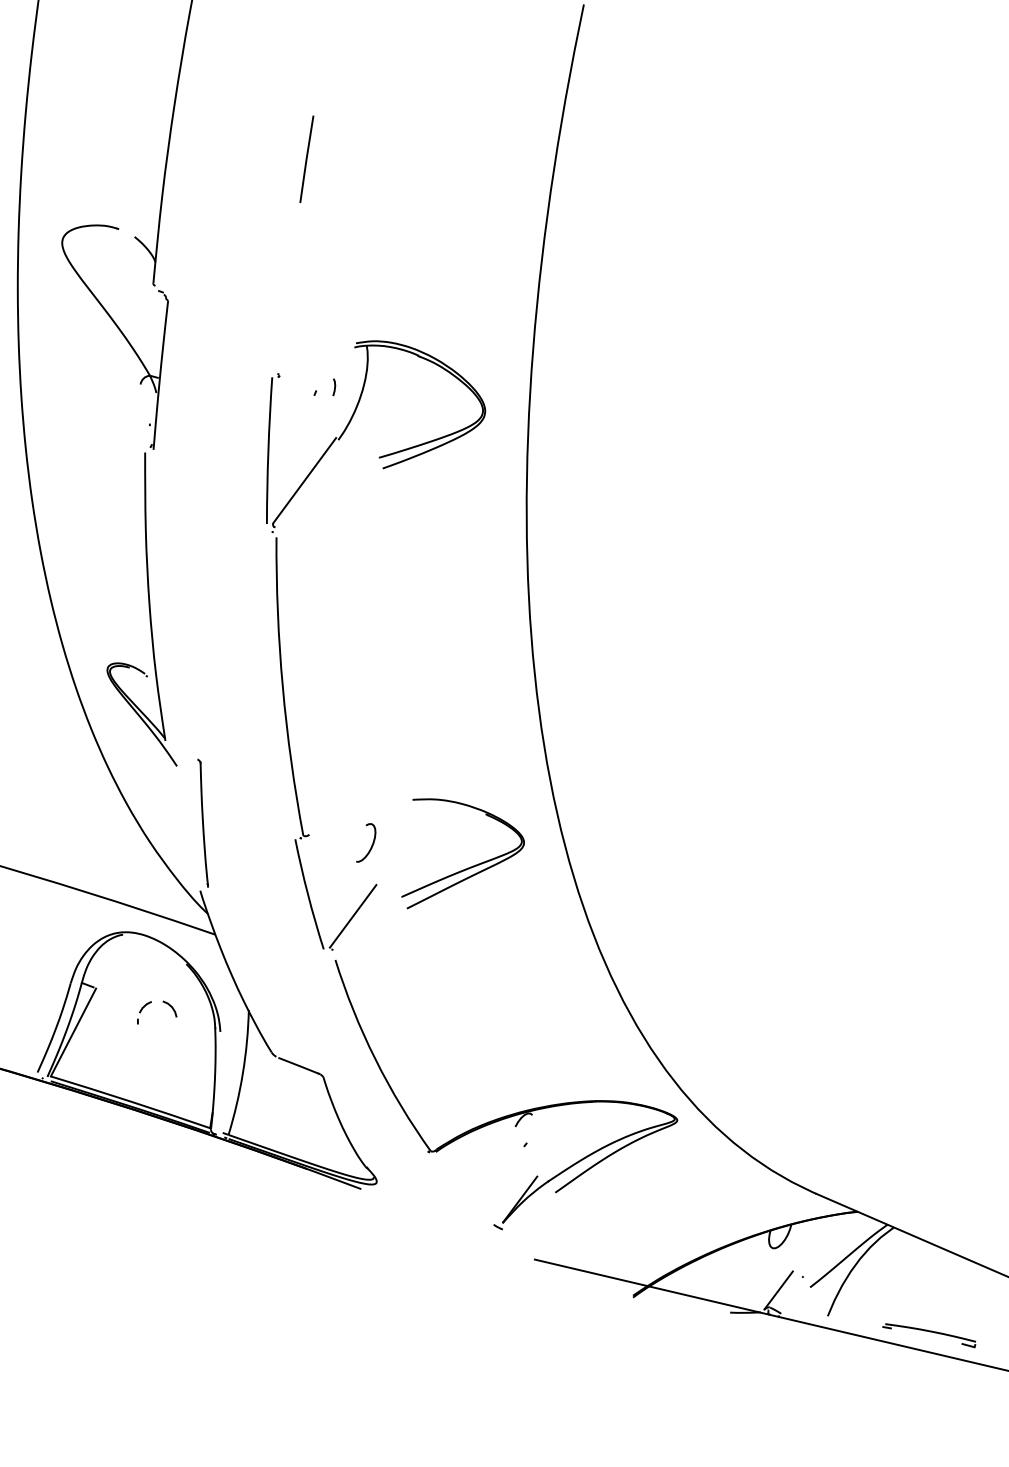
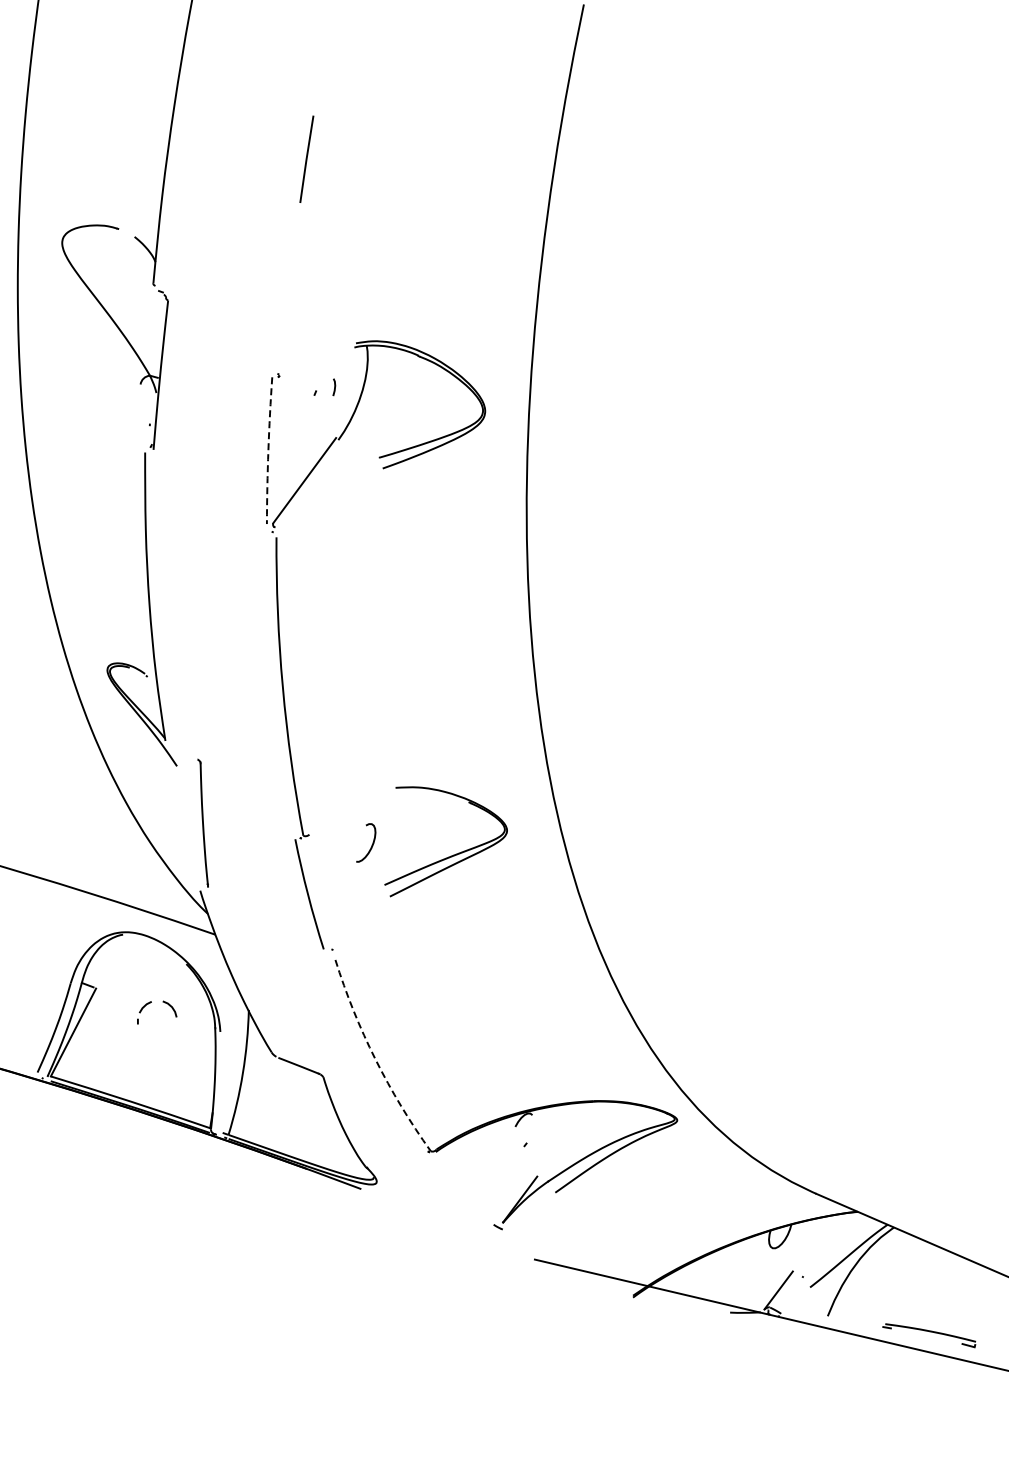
arc: solid -> dashed (268, 450)
part position: (467, 867) -> (450, 855) (450, 855)
line: present -> none (352, 916)
arc: solid -> dashed (375, 1059)
